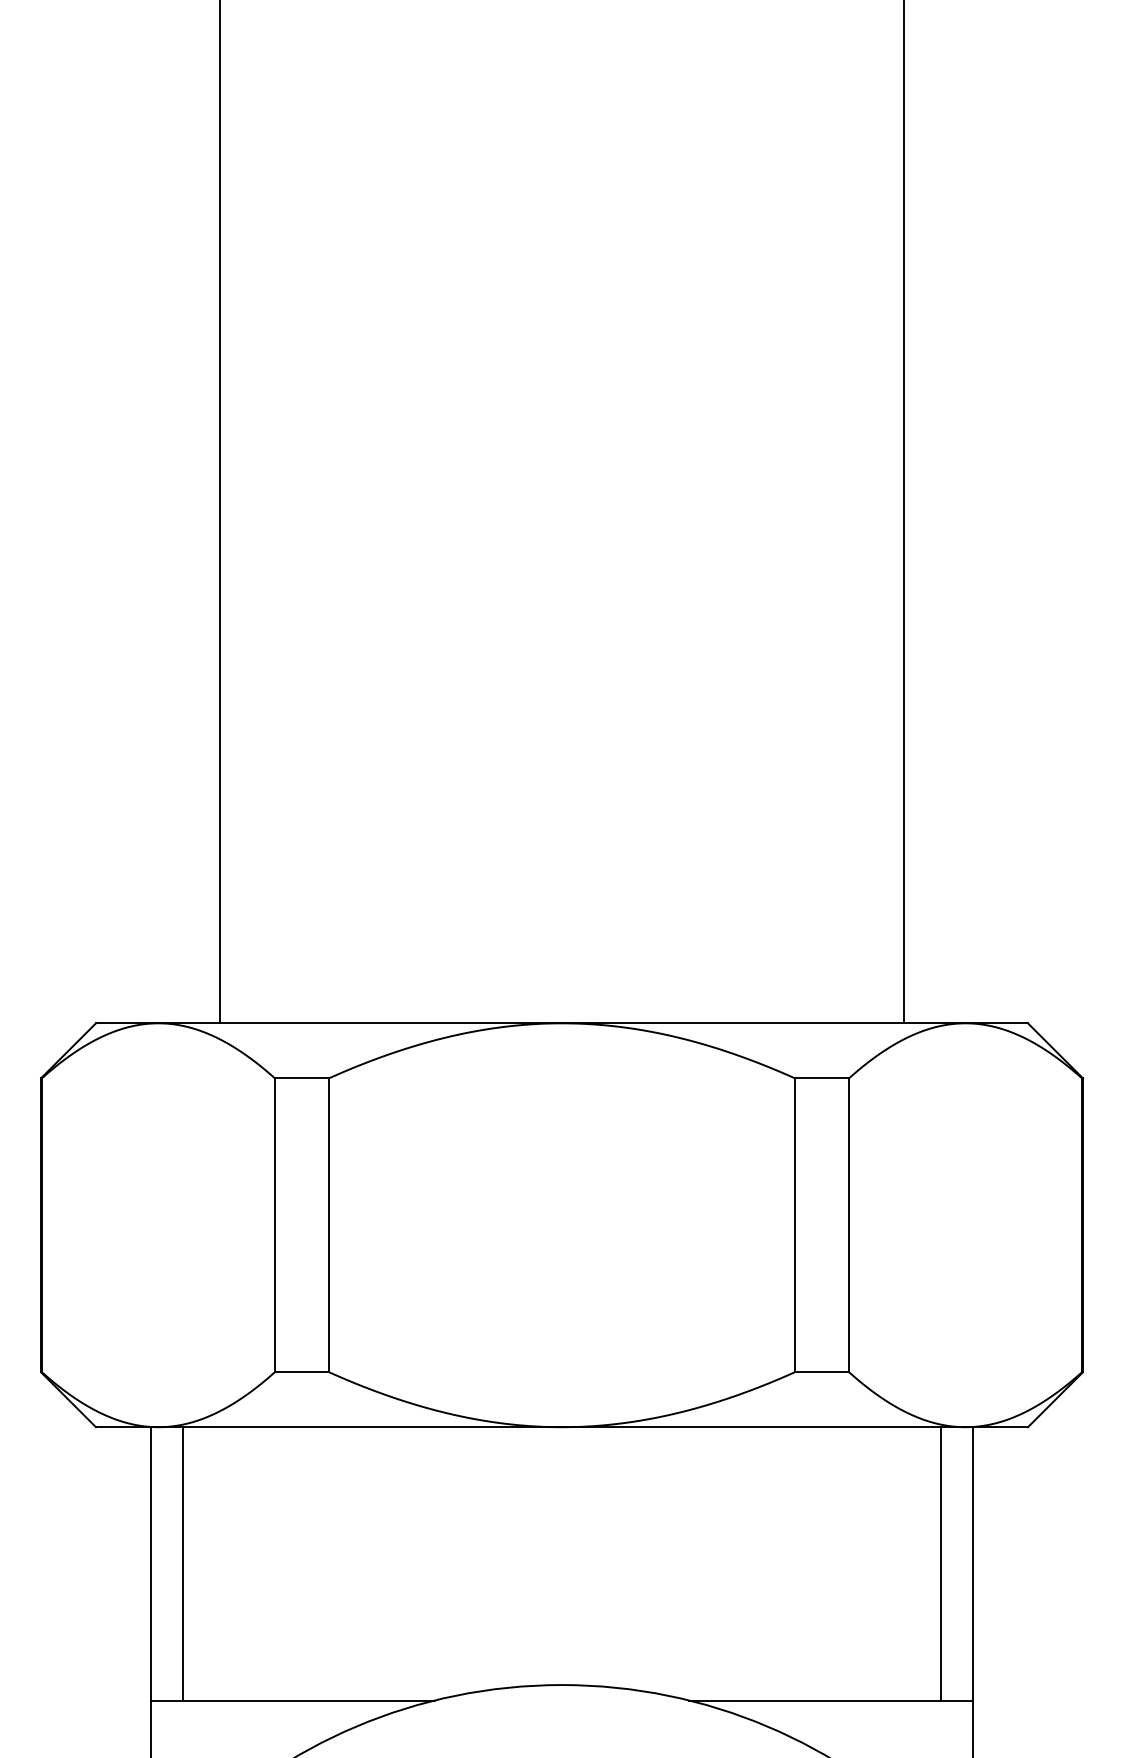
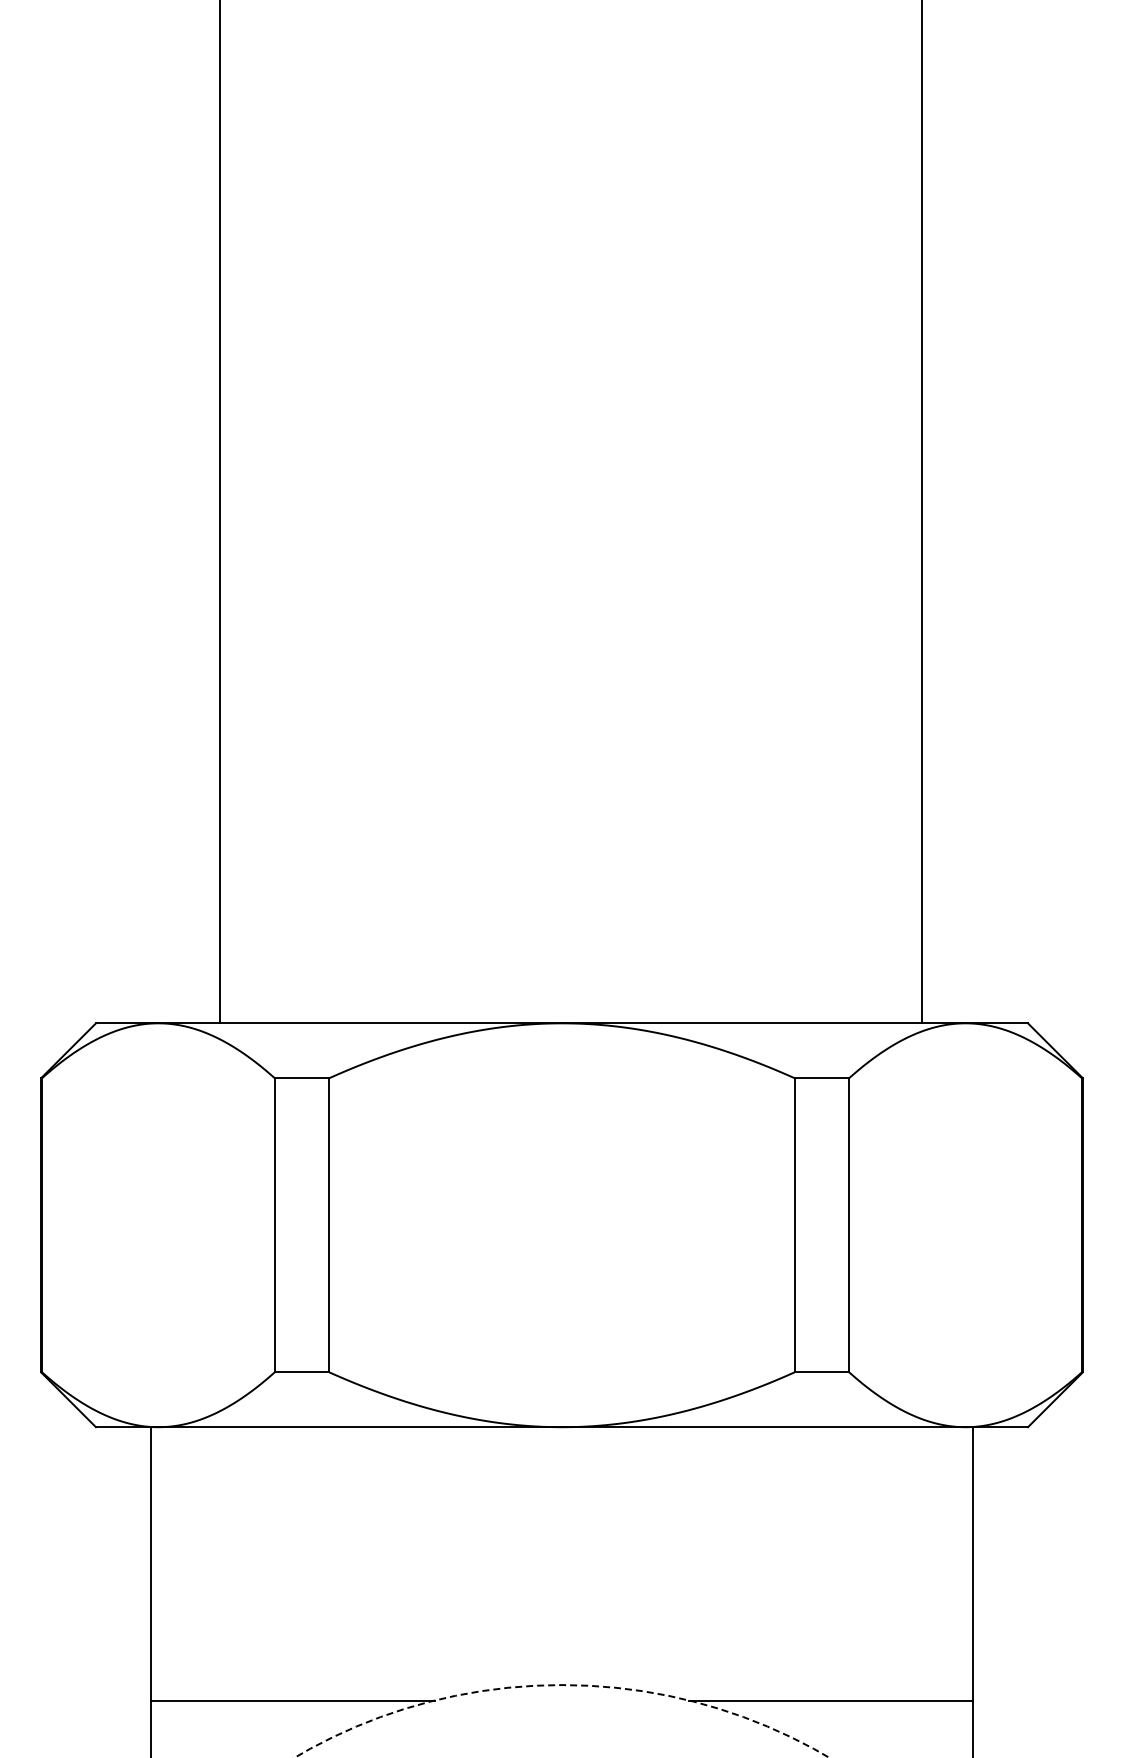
line position: (903, 512) -> (921, 512) (921, 512)
line: present -> none (182, 1563)
line: present -> none (941, 1563)
circle: solid -> dashed (561, 1721)
